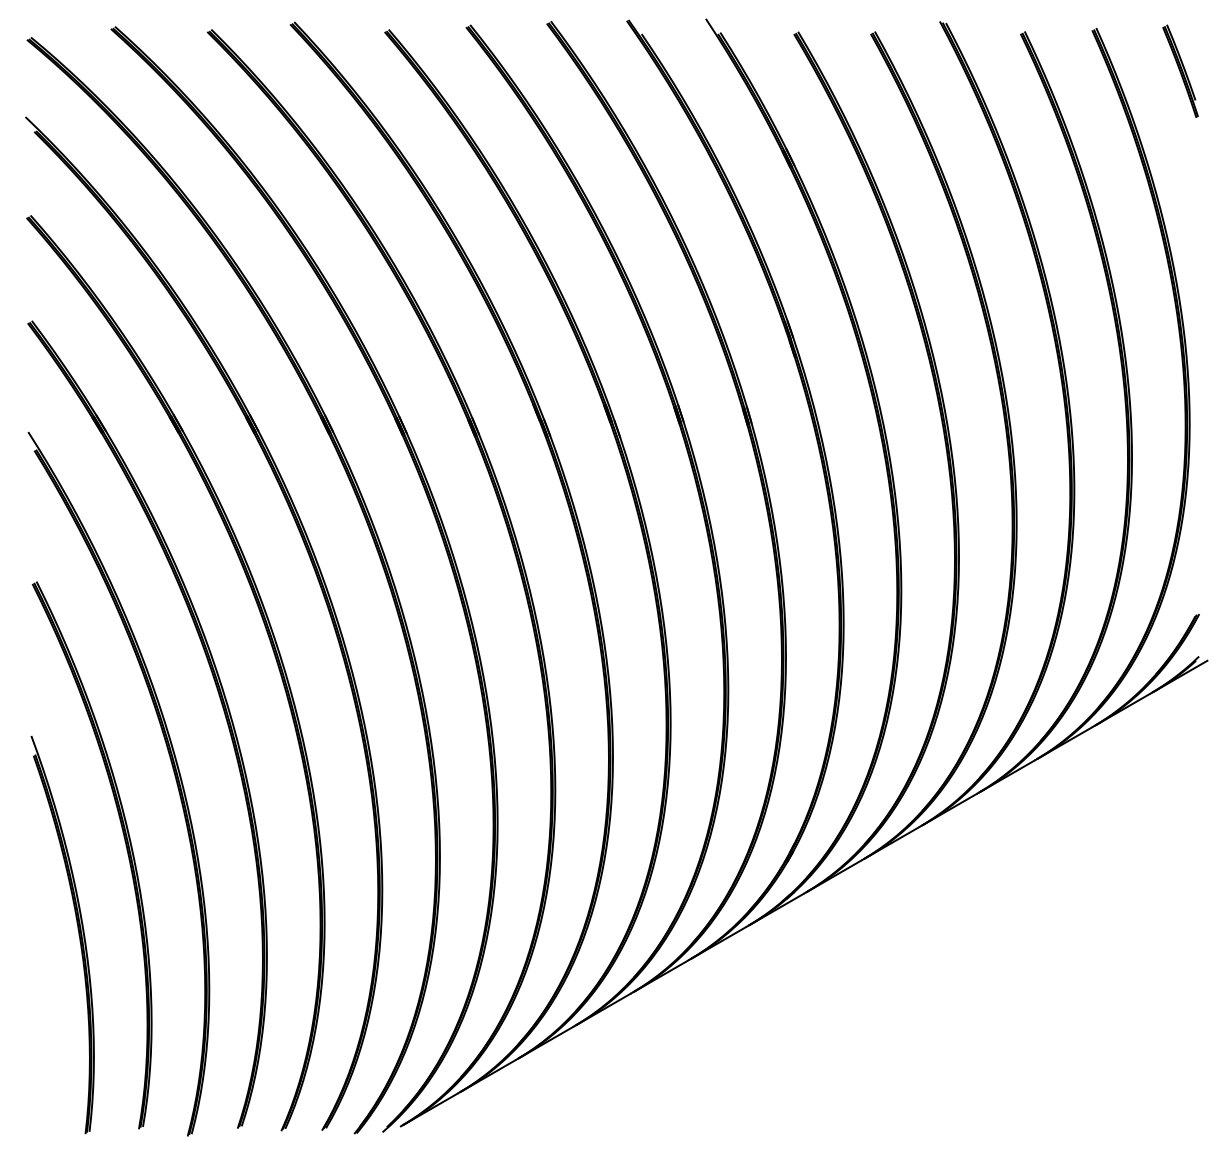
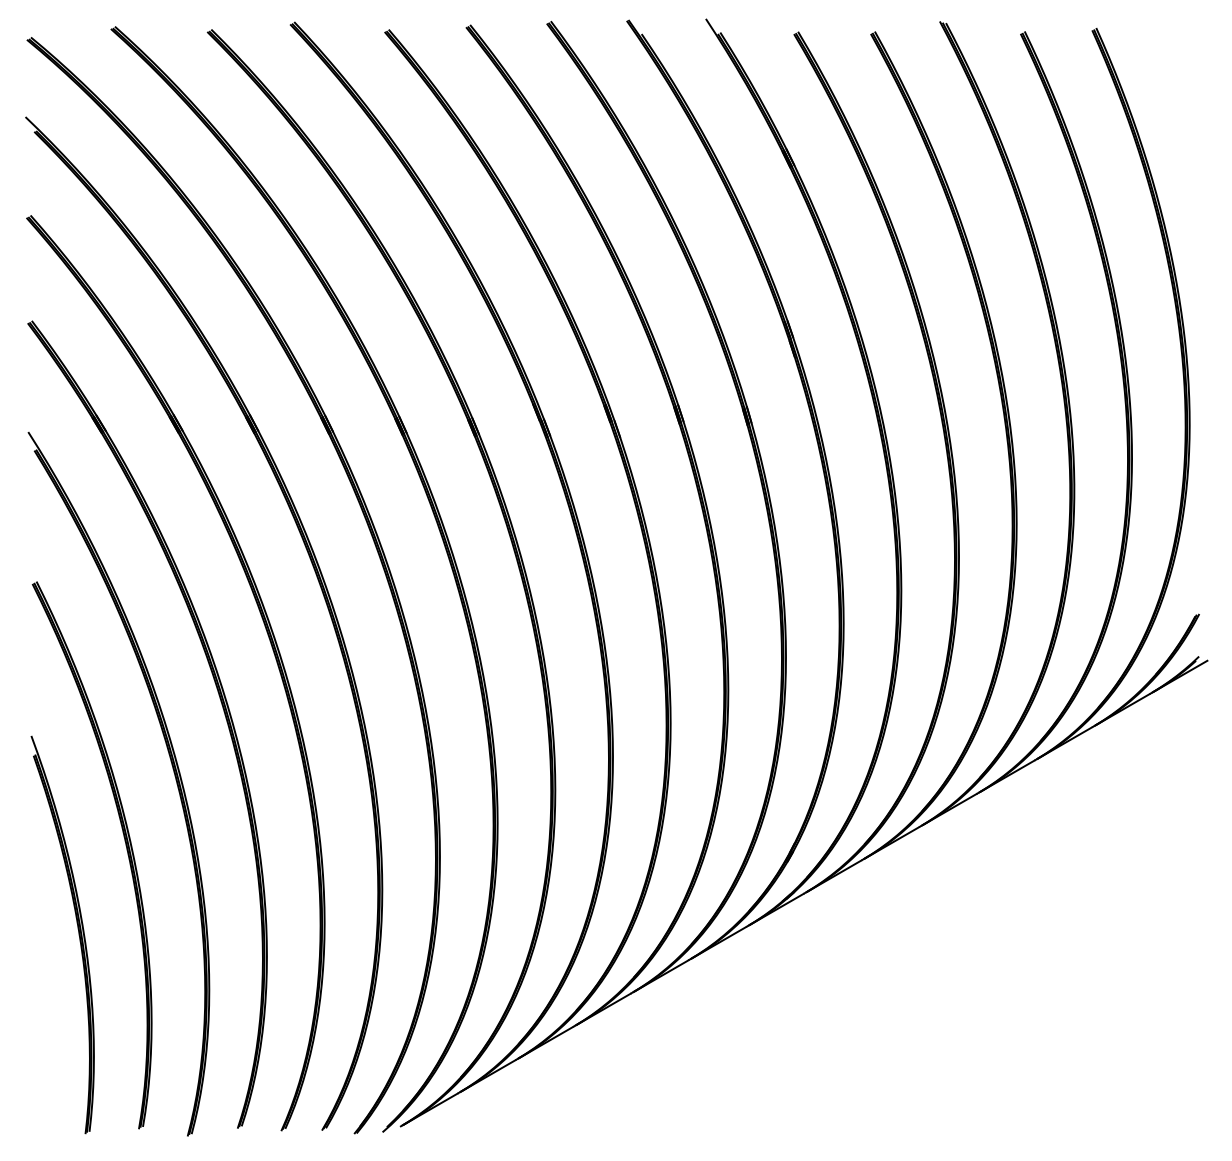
part: present -> none (1180, 70)
